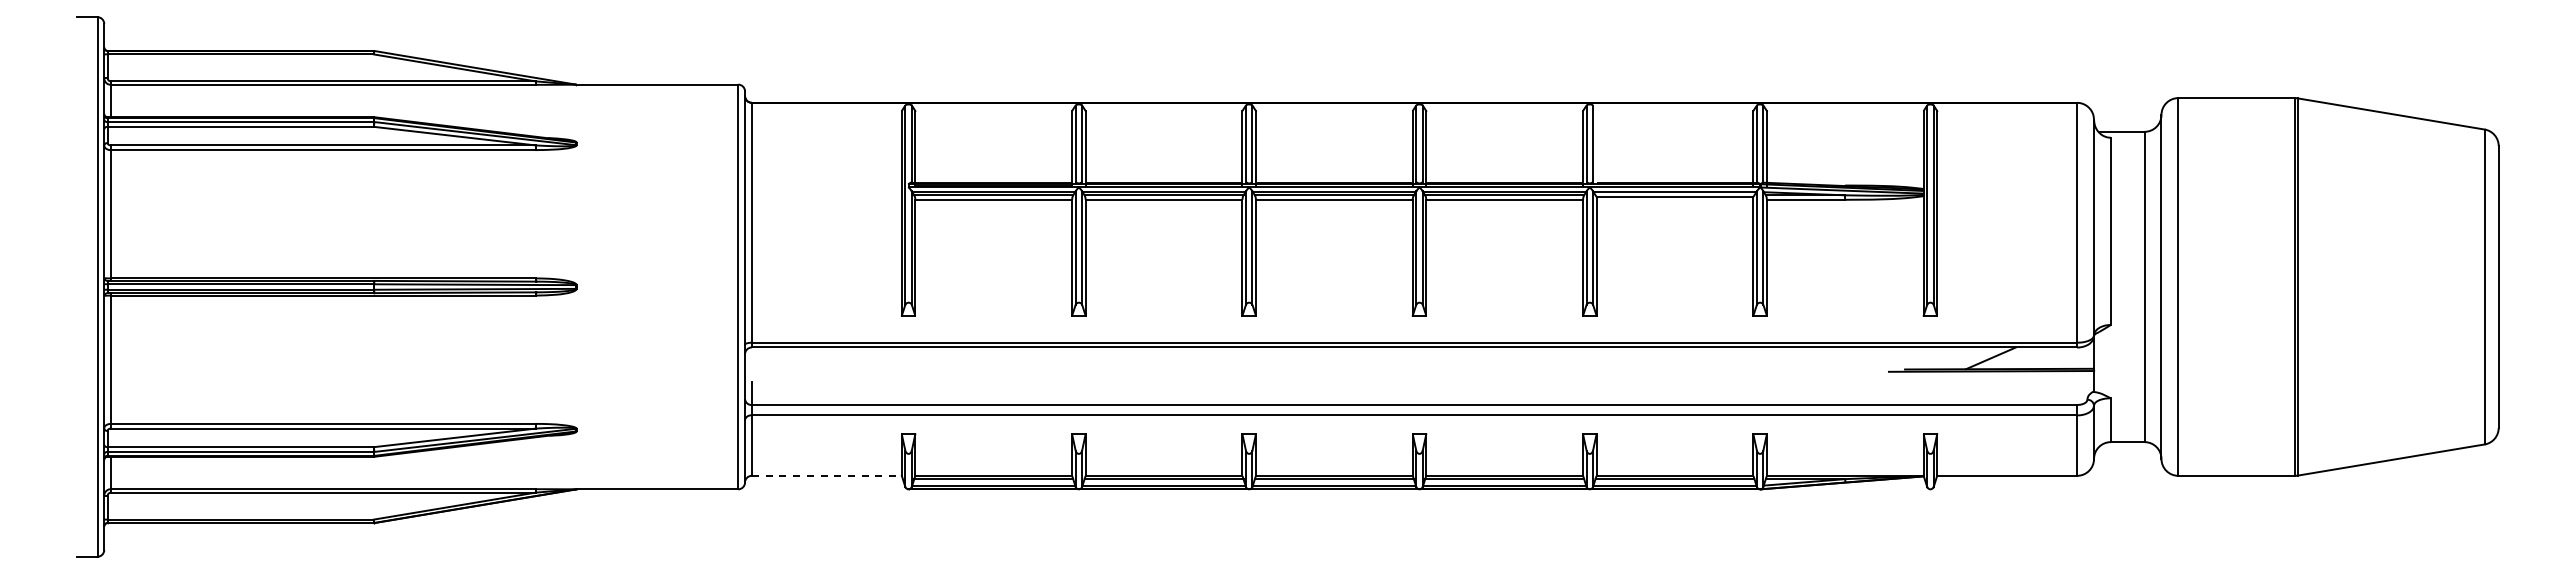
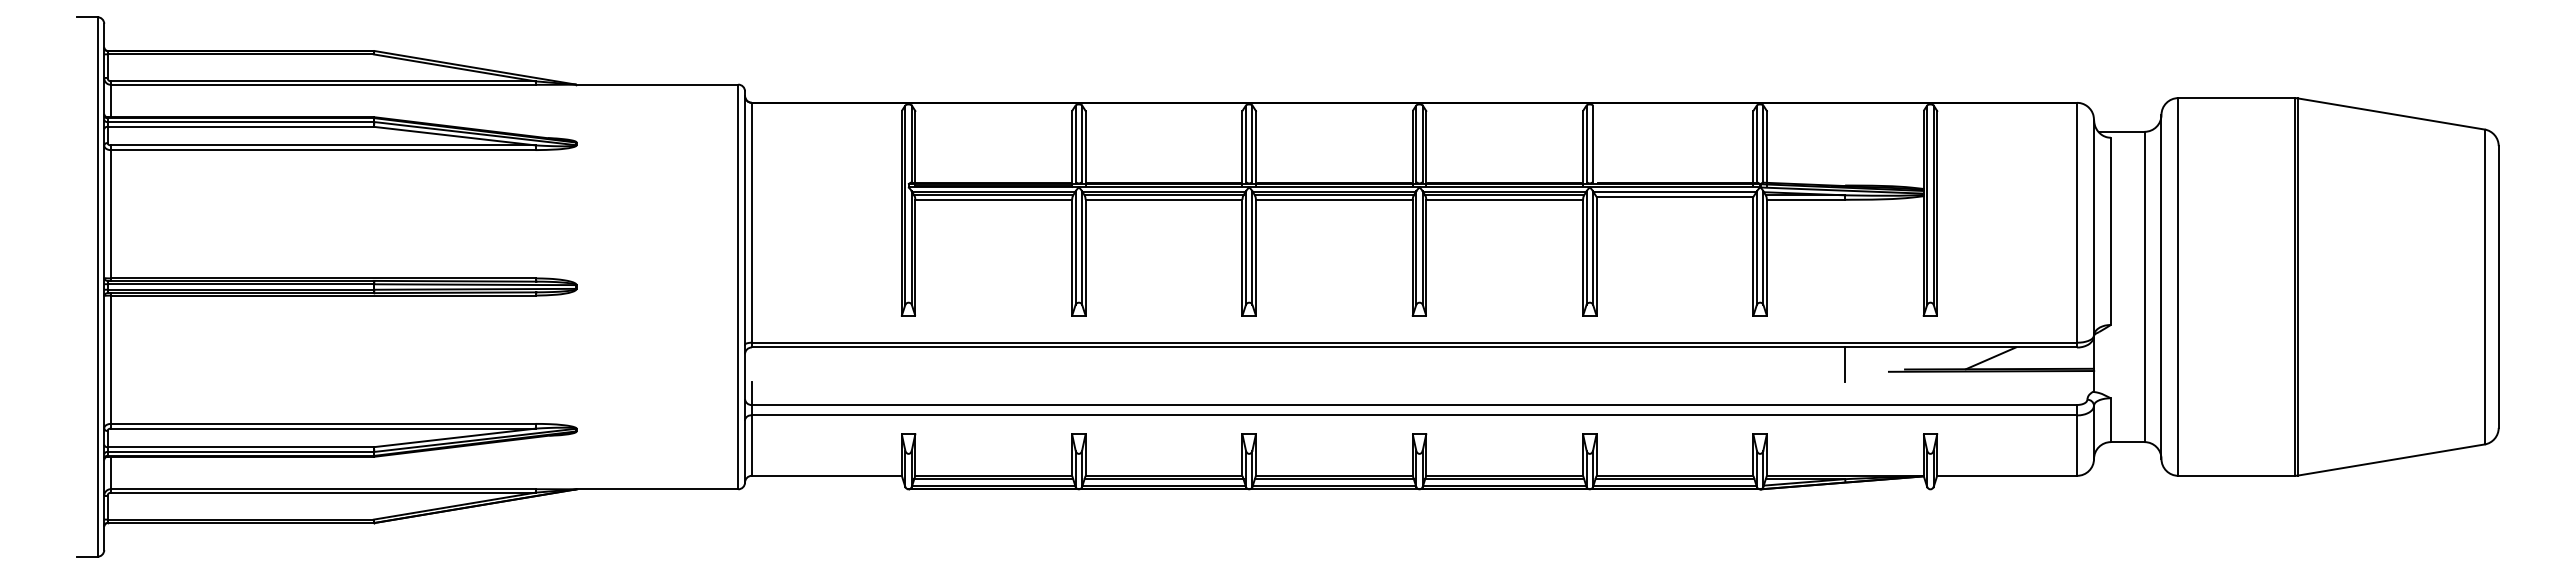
line: none -> present (1845, 364)
line: dashed -> solid (827, 475)
